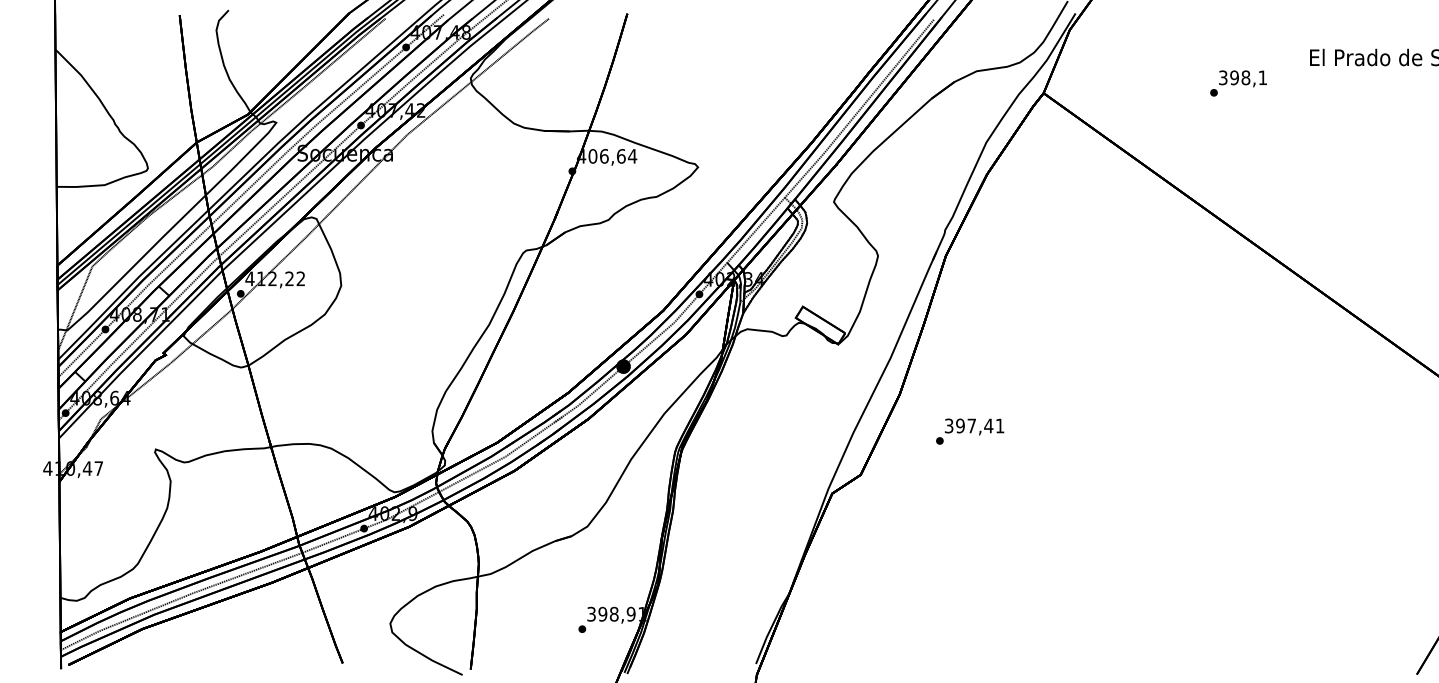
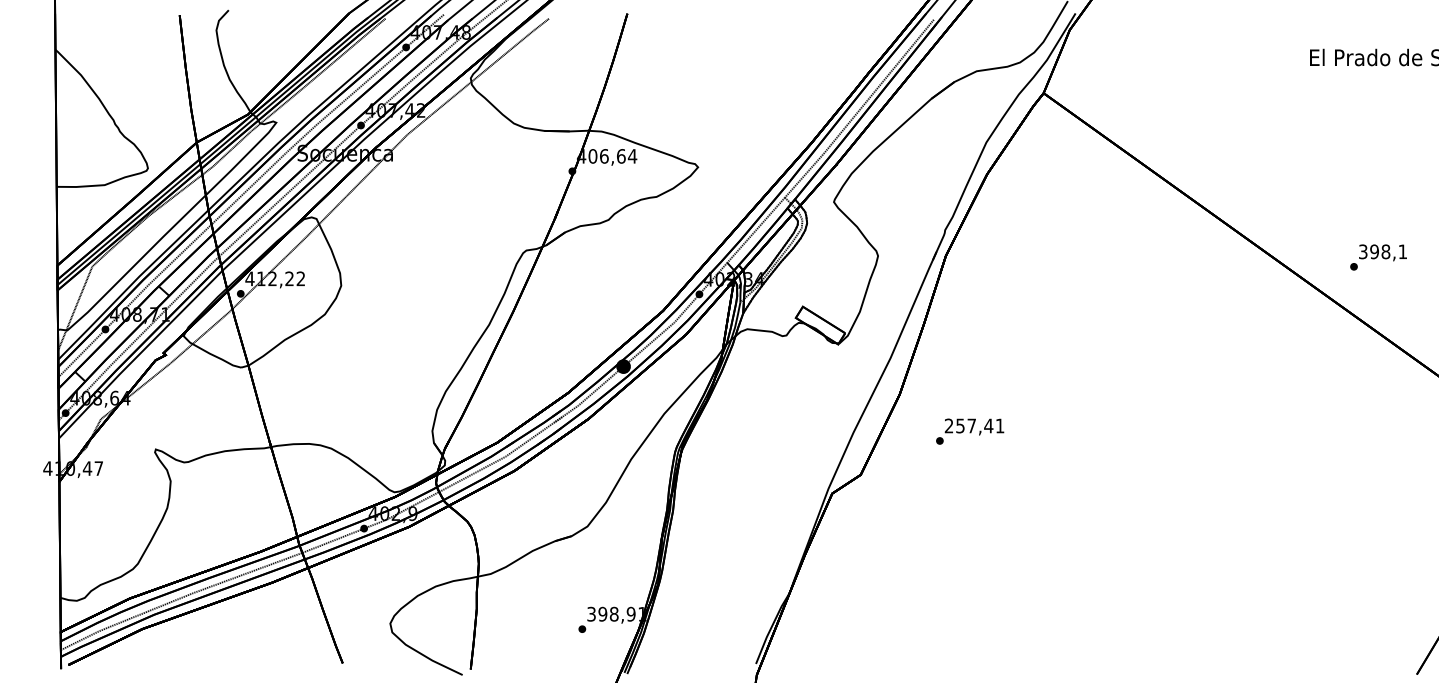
text position: (1238, 83) -> (1378, 257) (1378, 257)
text: 397,41 -> 257,41 (954, 425)
